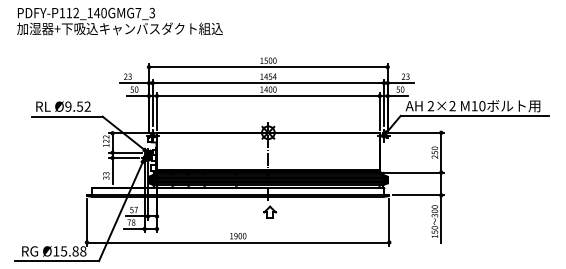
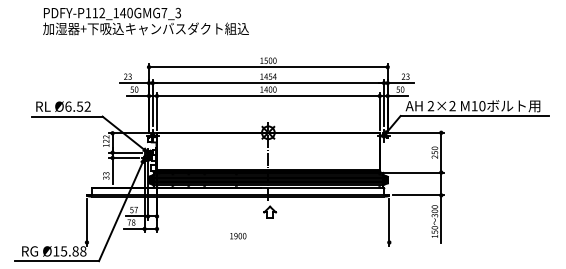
text position: (119, 21) -> (145, 21) (145, 21)
text: Ø9.52 -> Ø6.52 (68, 106)
line: present -> none (237, 242)
